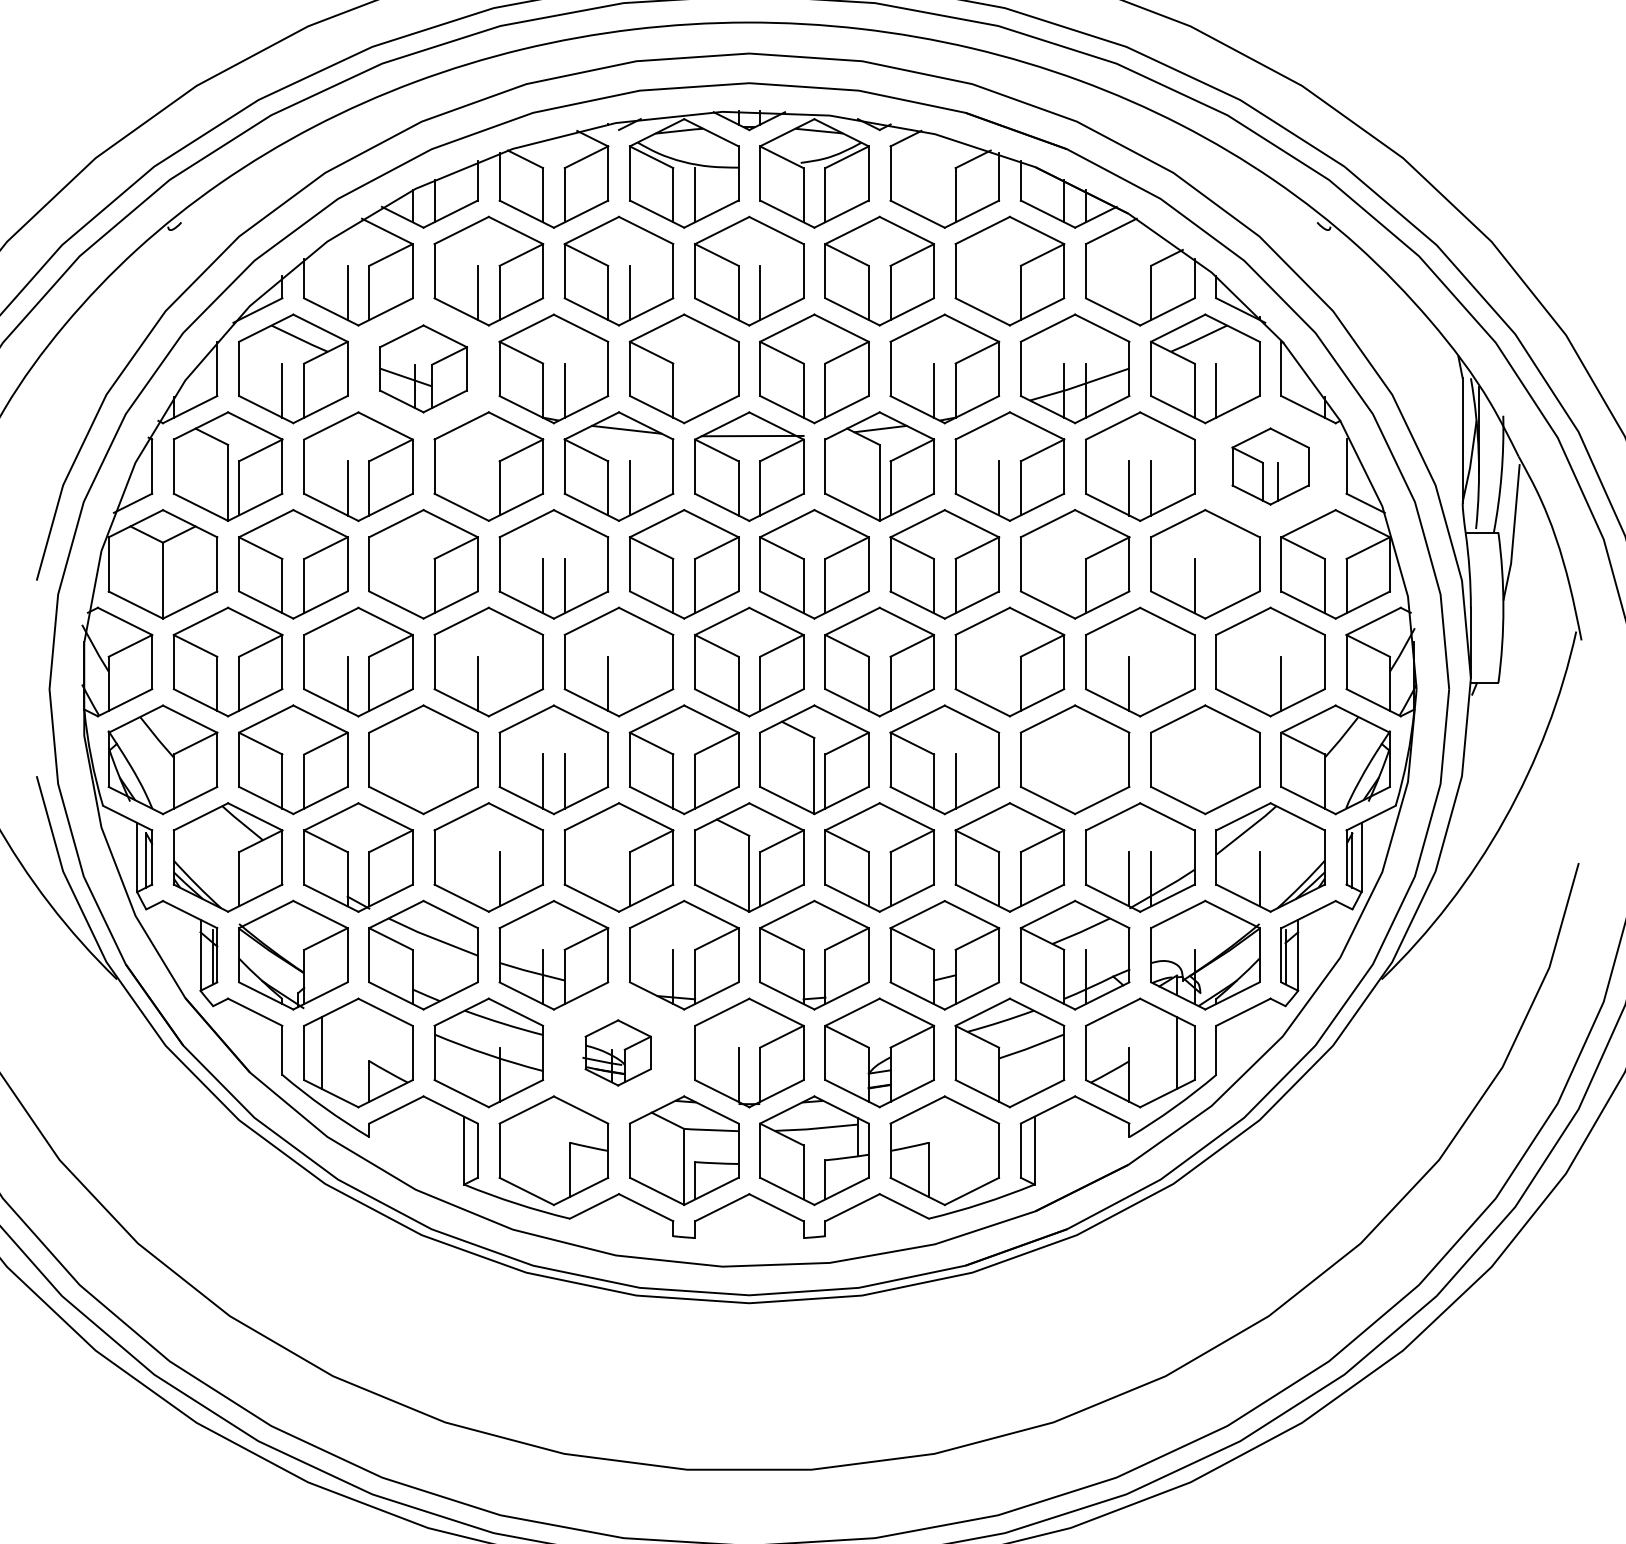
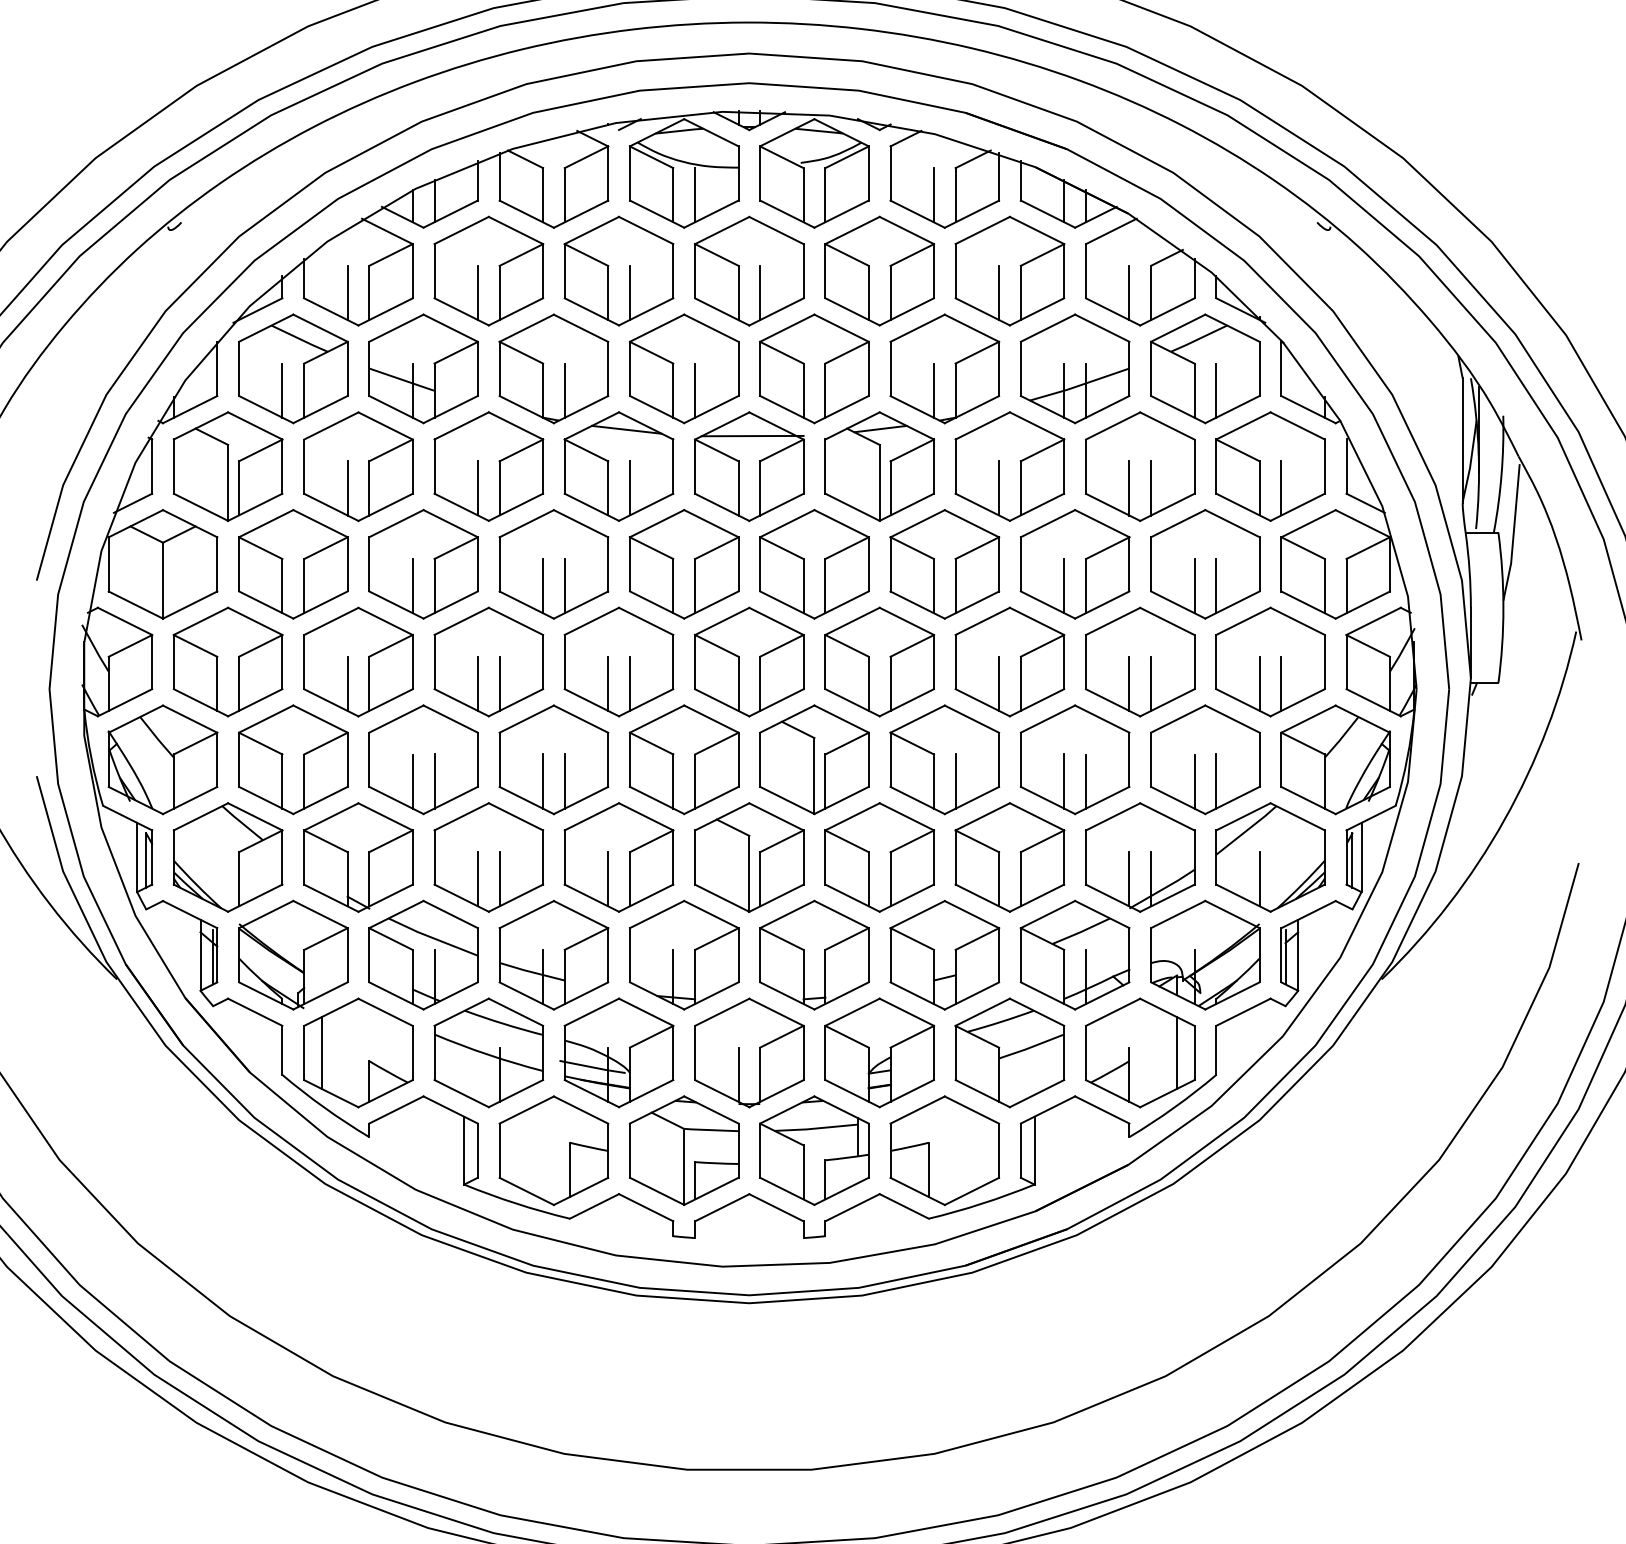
line: none -> present (933, 195)
line: none -> present (999, 292)
line: none -> present (1129, 292)
part size: 89x90 px -> 111x112 px (423, 368)
line: none -> present (695, 390)
part size: 79x79 px -> 111x111 px (1270, 466)
line: none -> present (477, 488)
line: none -> present (1064, 585)
line: none -> present (1216, 585)
line: none -> present (412, 586)
line: none -> present (499, 683)
line: none -> present (630, 683)
line: none -> present (999, 683)
line: none -> present (1151, 683)
line: none -> present (1259, 683)
line: none -> present (412, 781)
line: none -> present (434, 781)
line: none -> present (1064, 781)
line: none -> present (1086, 781)
line: none -> present (1194, 781)
line: none -> present (1216, 781)
line: none -> present (477, 879)
line: none -> present (608, 879)
line: none -> present (434, 976)
part size: 70x68 px -> 116x112 px (616, 1052)
